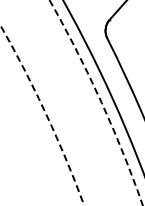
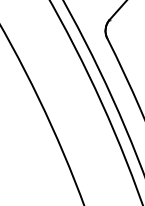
circle: dashed -> solid (95, 102)
circle: dashed -> solid (42, 115)
